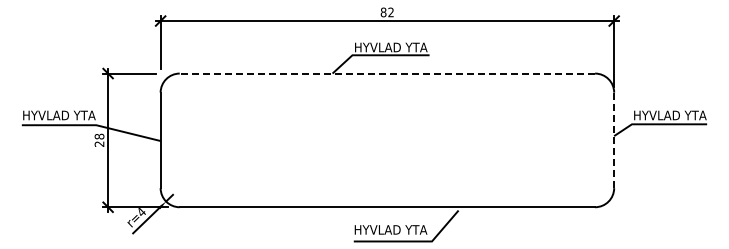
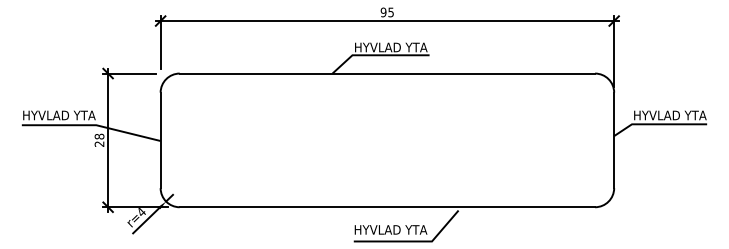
text: 82 -> 95 (386, 12)
line: dashed -> solid (387, 73)
line: dashed -> solid (614, 140)
